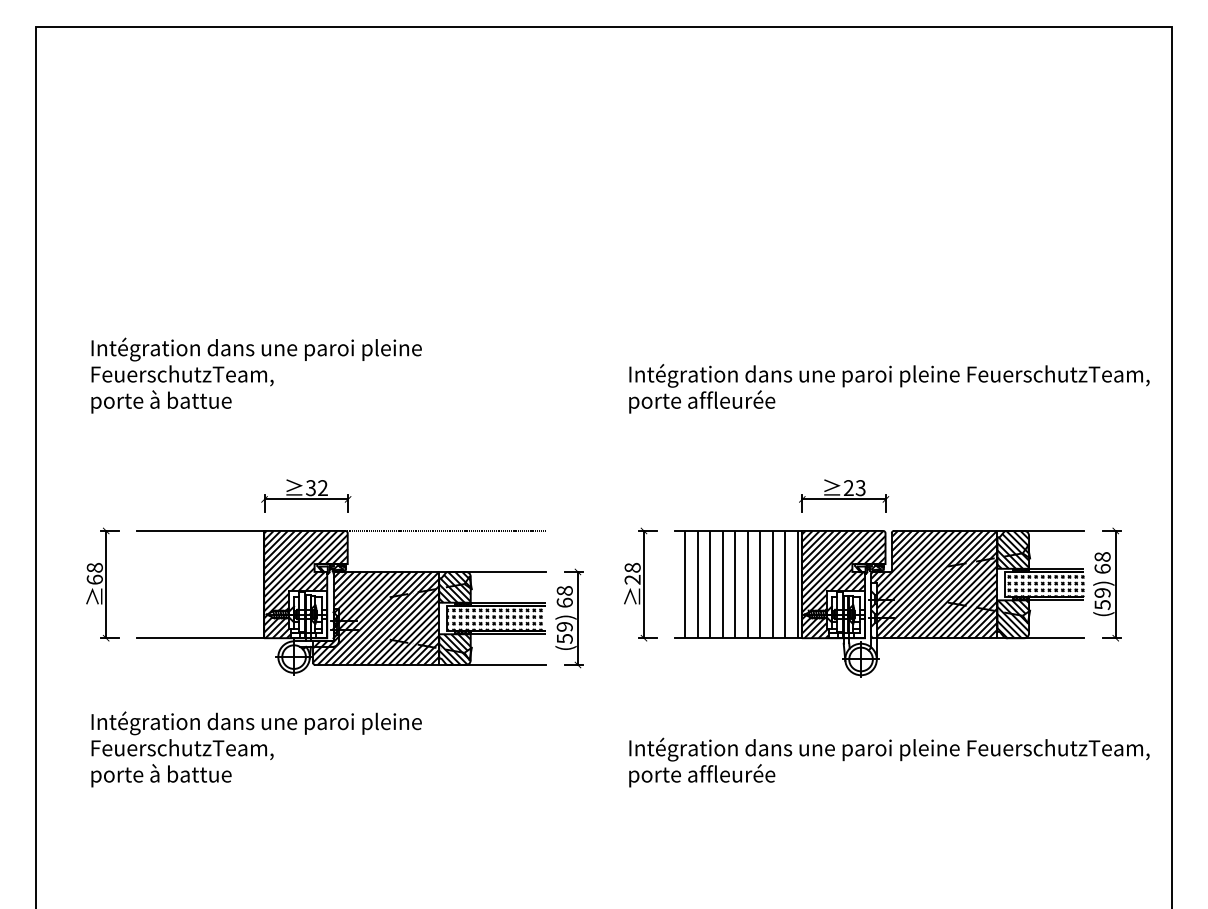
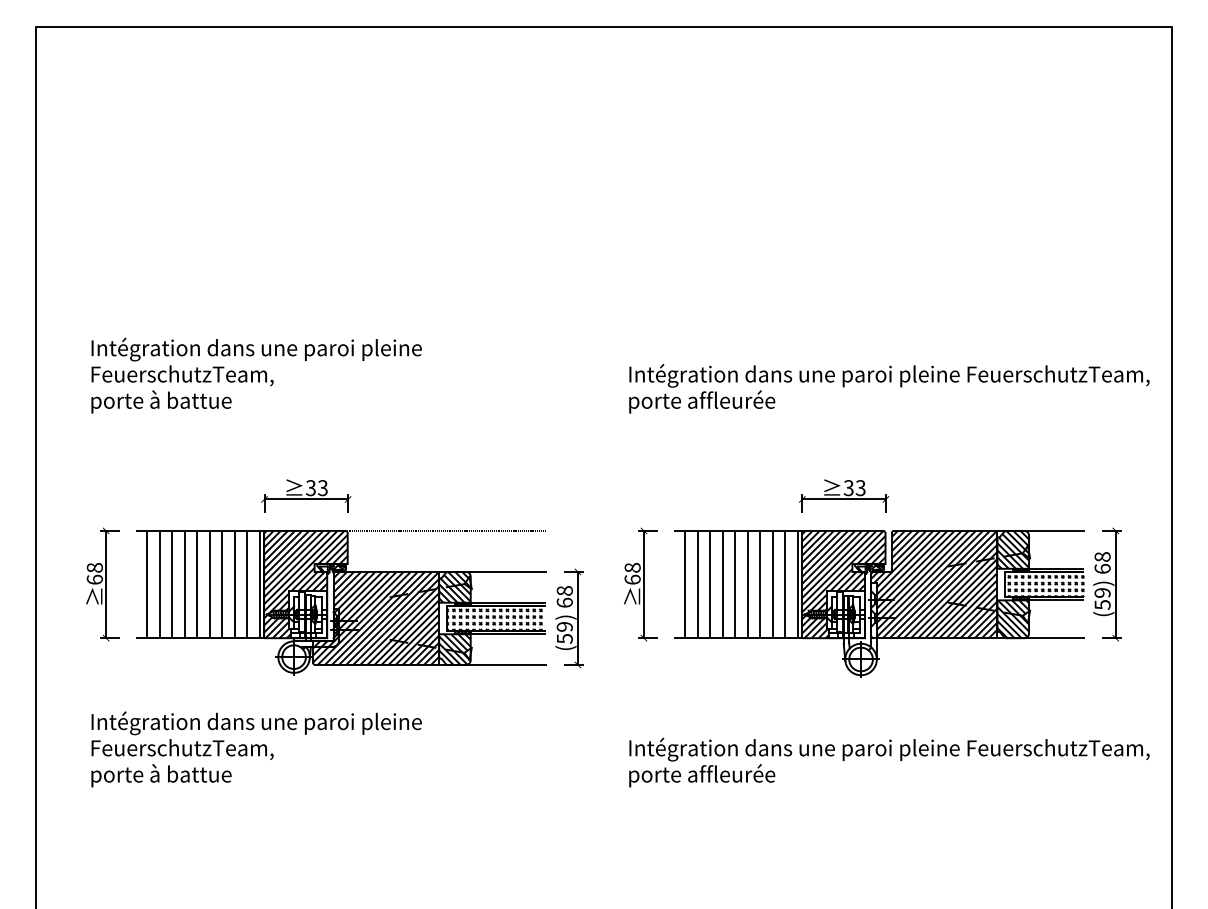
text: 32 -> 33 (322, 488)
text: 23 -> 33 (848, 488)
text: 28 -> 68 (632, 579)
hatch: none -> present (202, 584)
